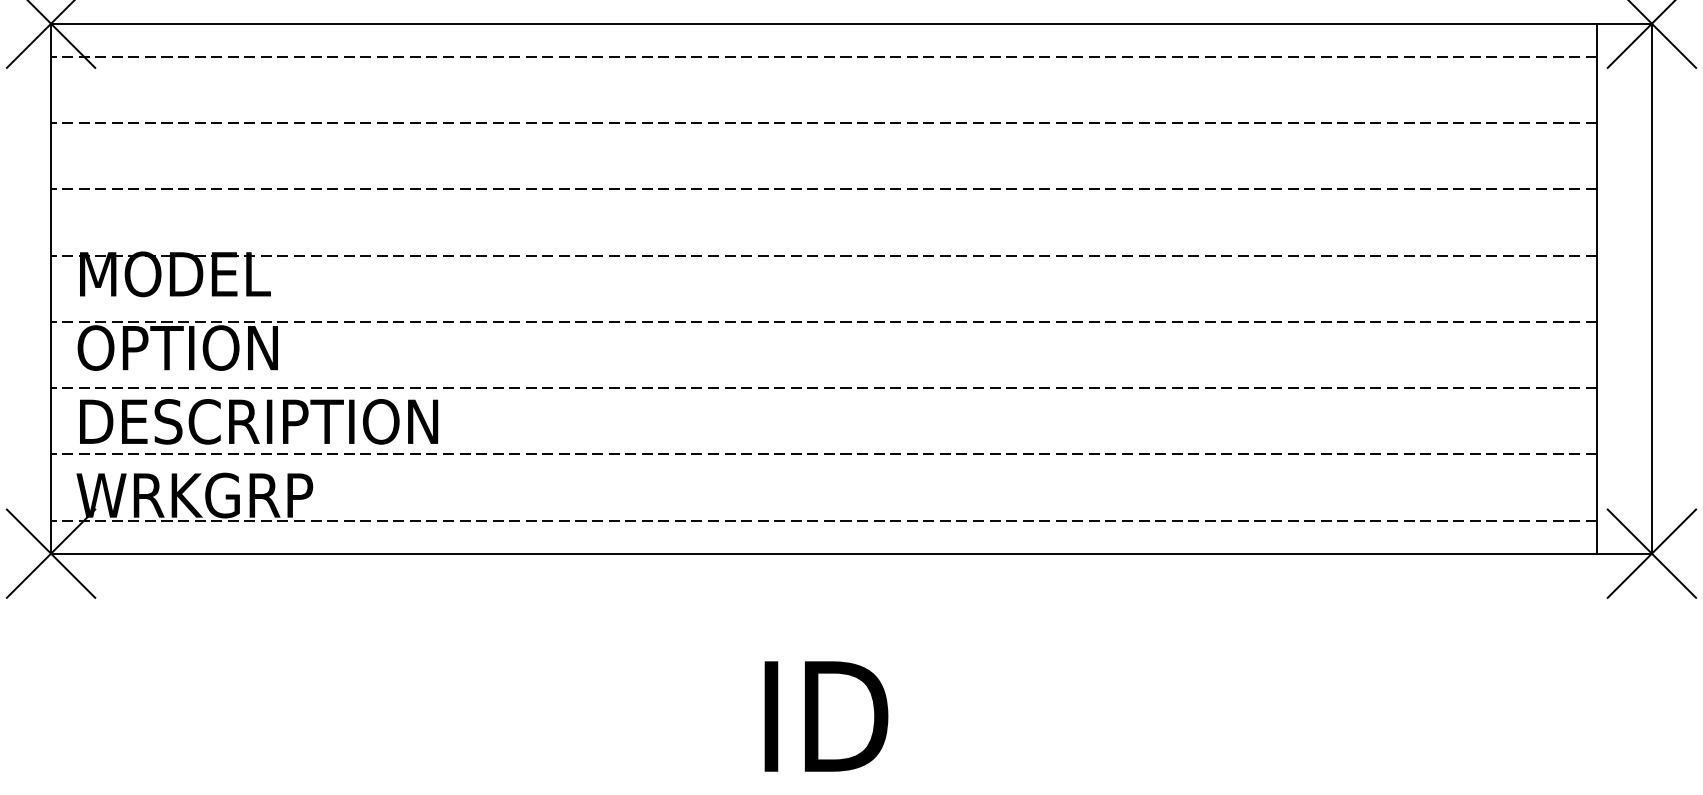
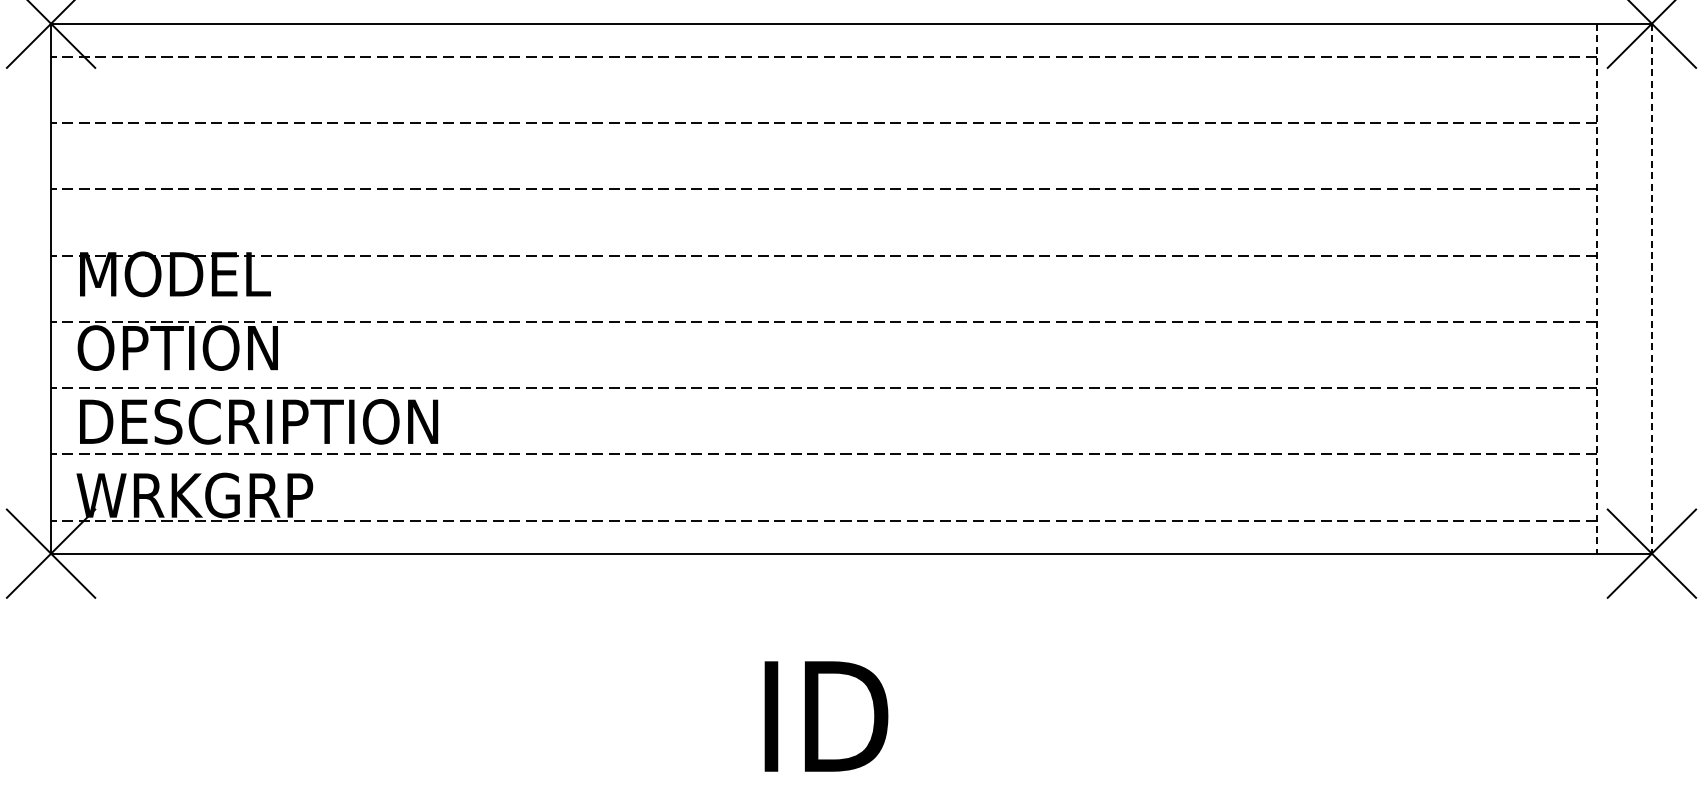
line: solid -> dashed (1596, 288)
line: solid -> dashed (1651, 288)
